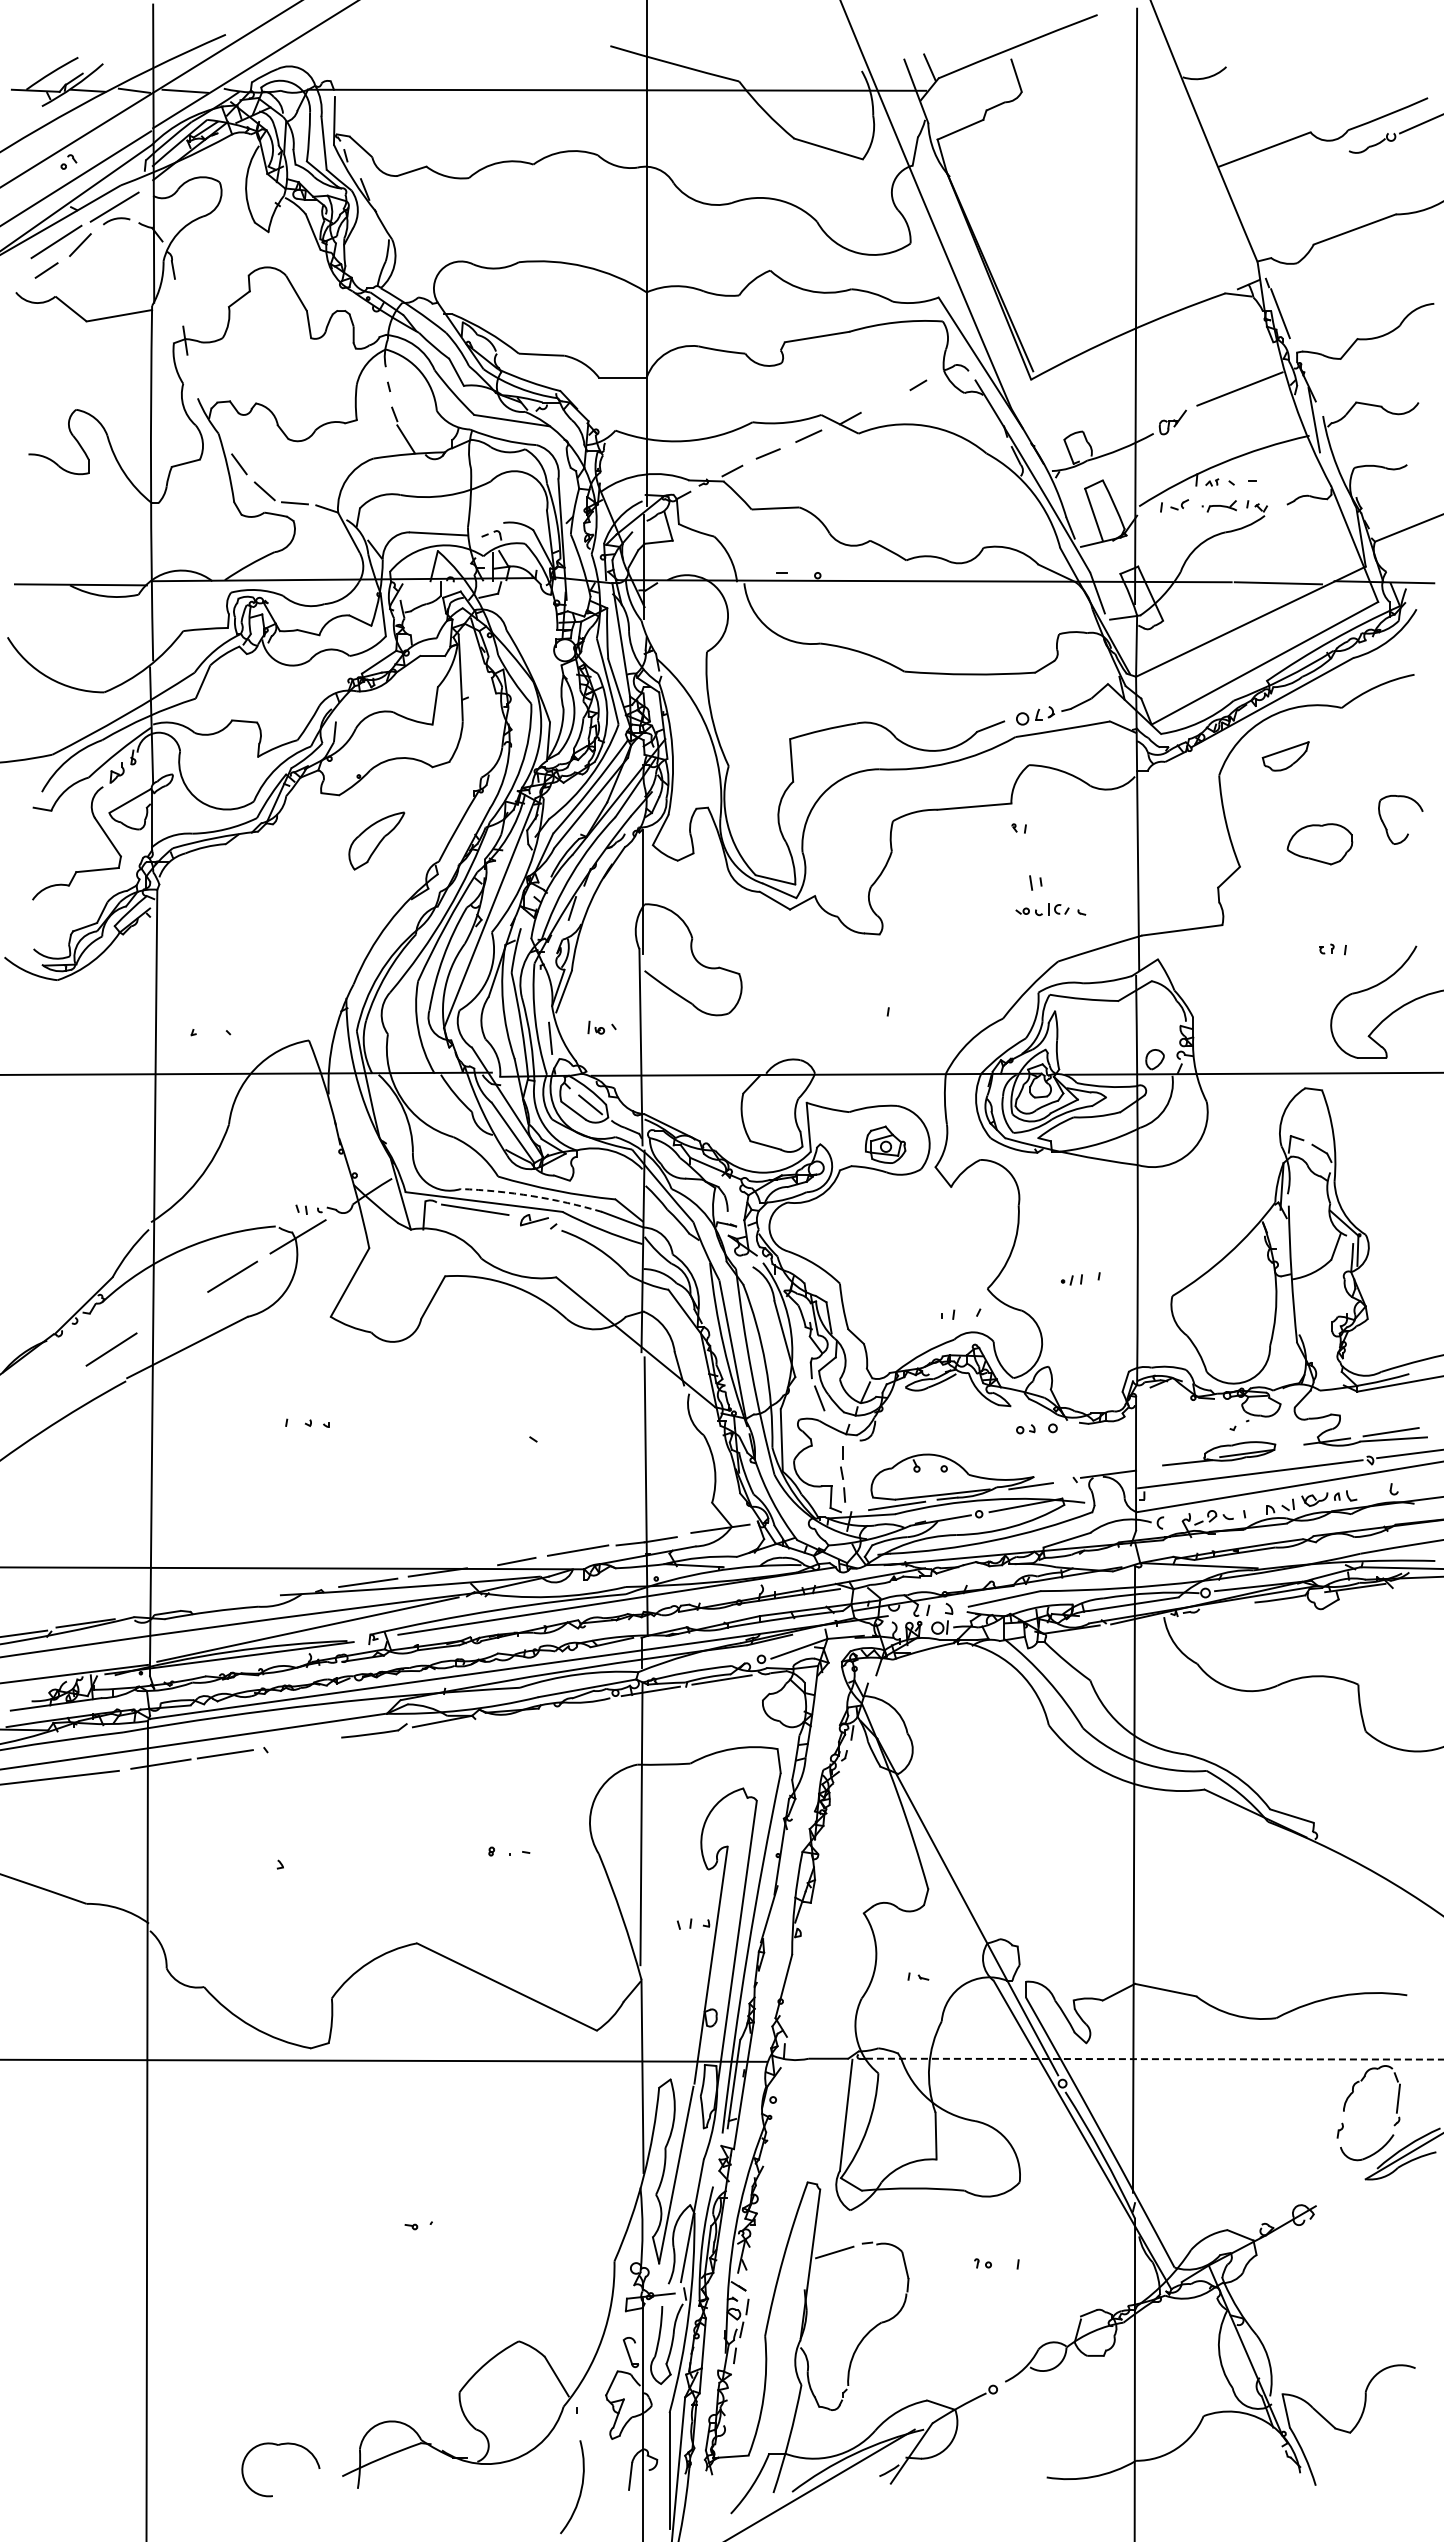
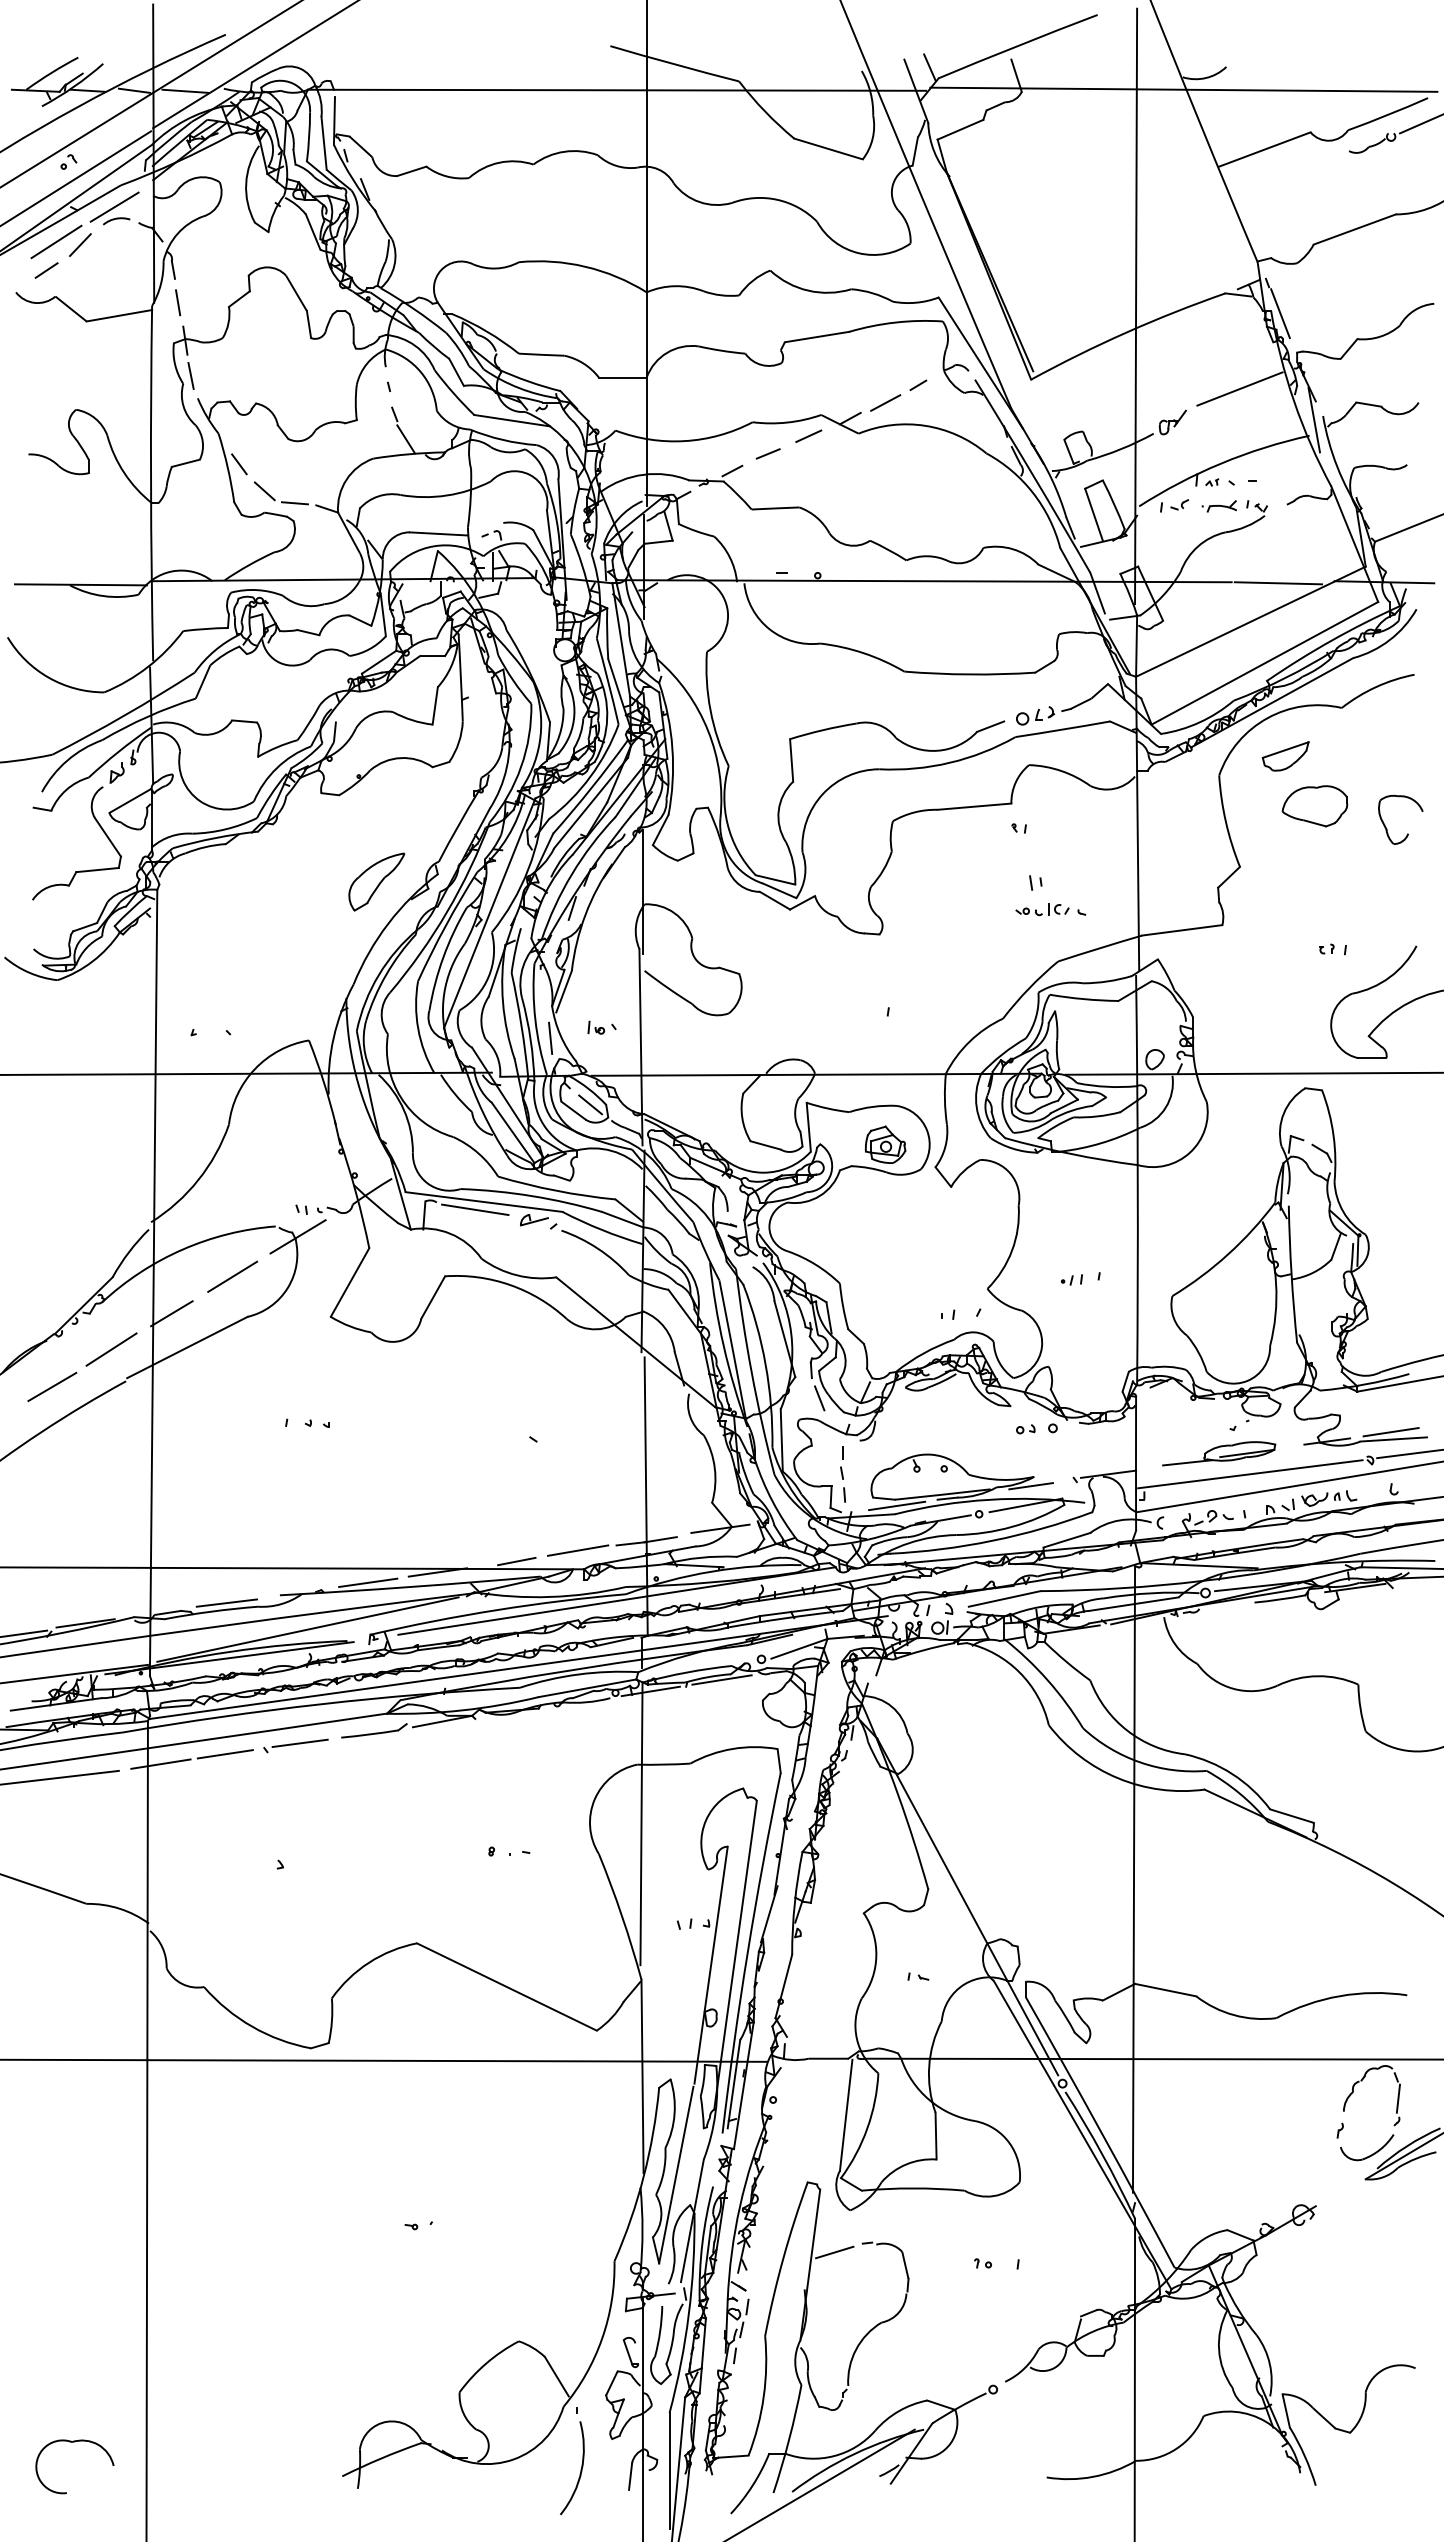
line: none -> present (1183, 89)
line: none -> present (178, 302)
line: none -> present (190, 376)
line: none -> present (885, 402)
part position: (376, 840) -> (376, 881) (376, 881)
part position: (1319, 844) -> (1314, 806) (1314, 806)
arc: dashed -> solid (532, 1196)
line: none -> present (171, 1313)
line: none -> present (52, 1386)
line: none -> present (226, 1602)
line: none -> present (299, 1743)
line: dashed -> solid (1154, 2059)
part position: (280, 2445) -> (74, 2442) (74, 2442)
arc position: (580, 2488) -> (580, 2469) (580, 2469)
